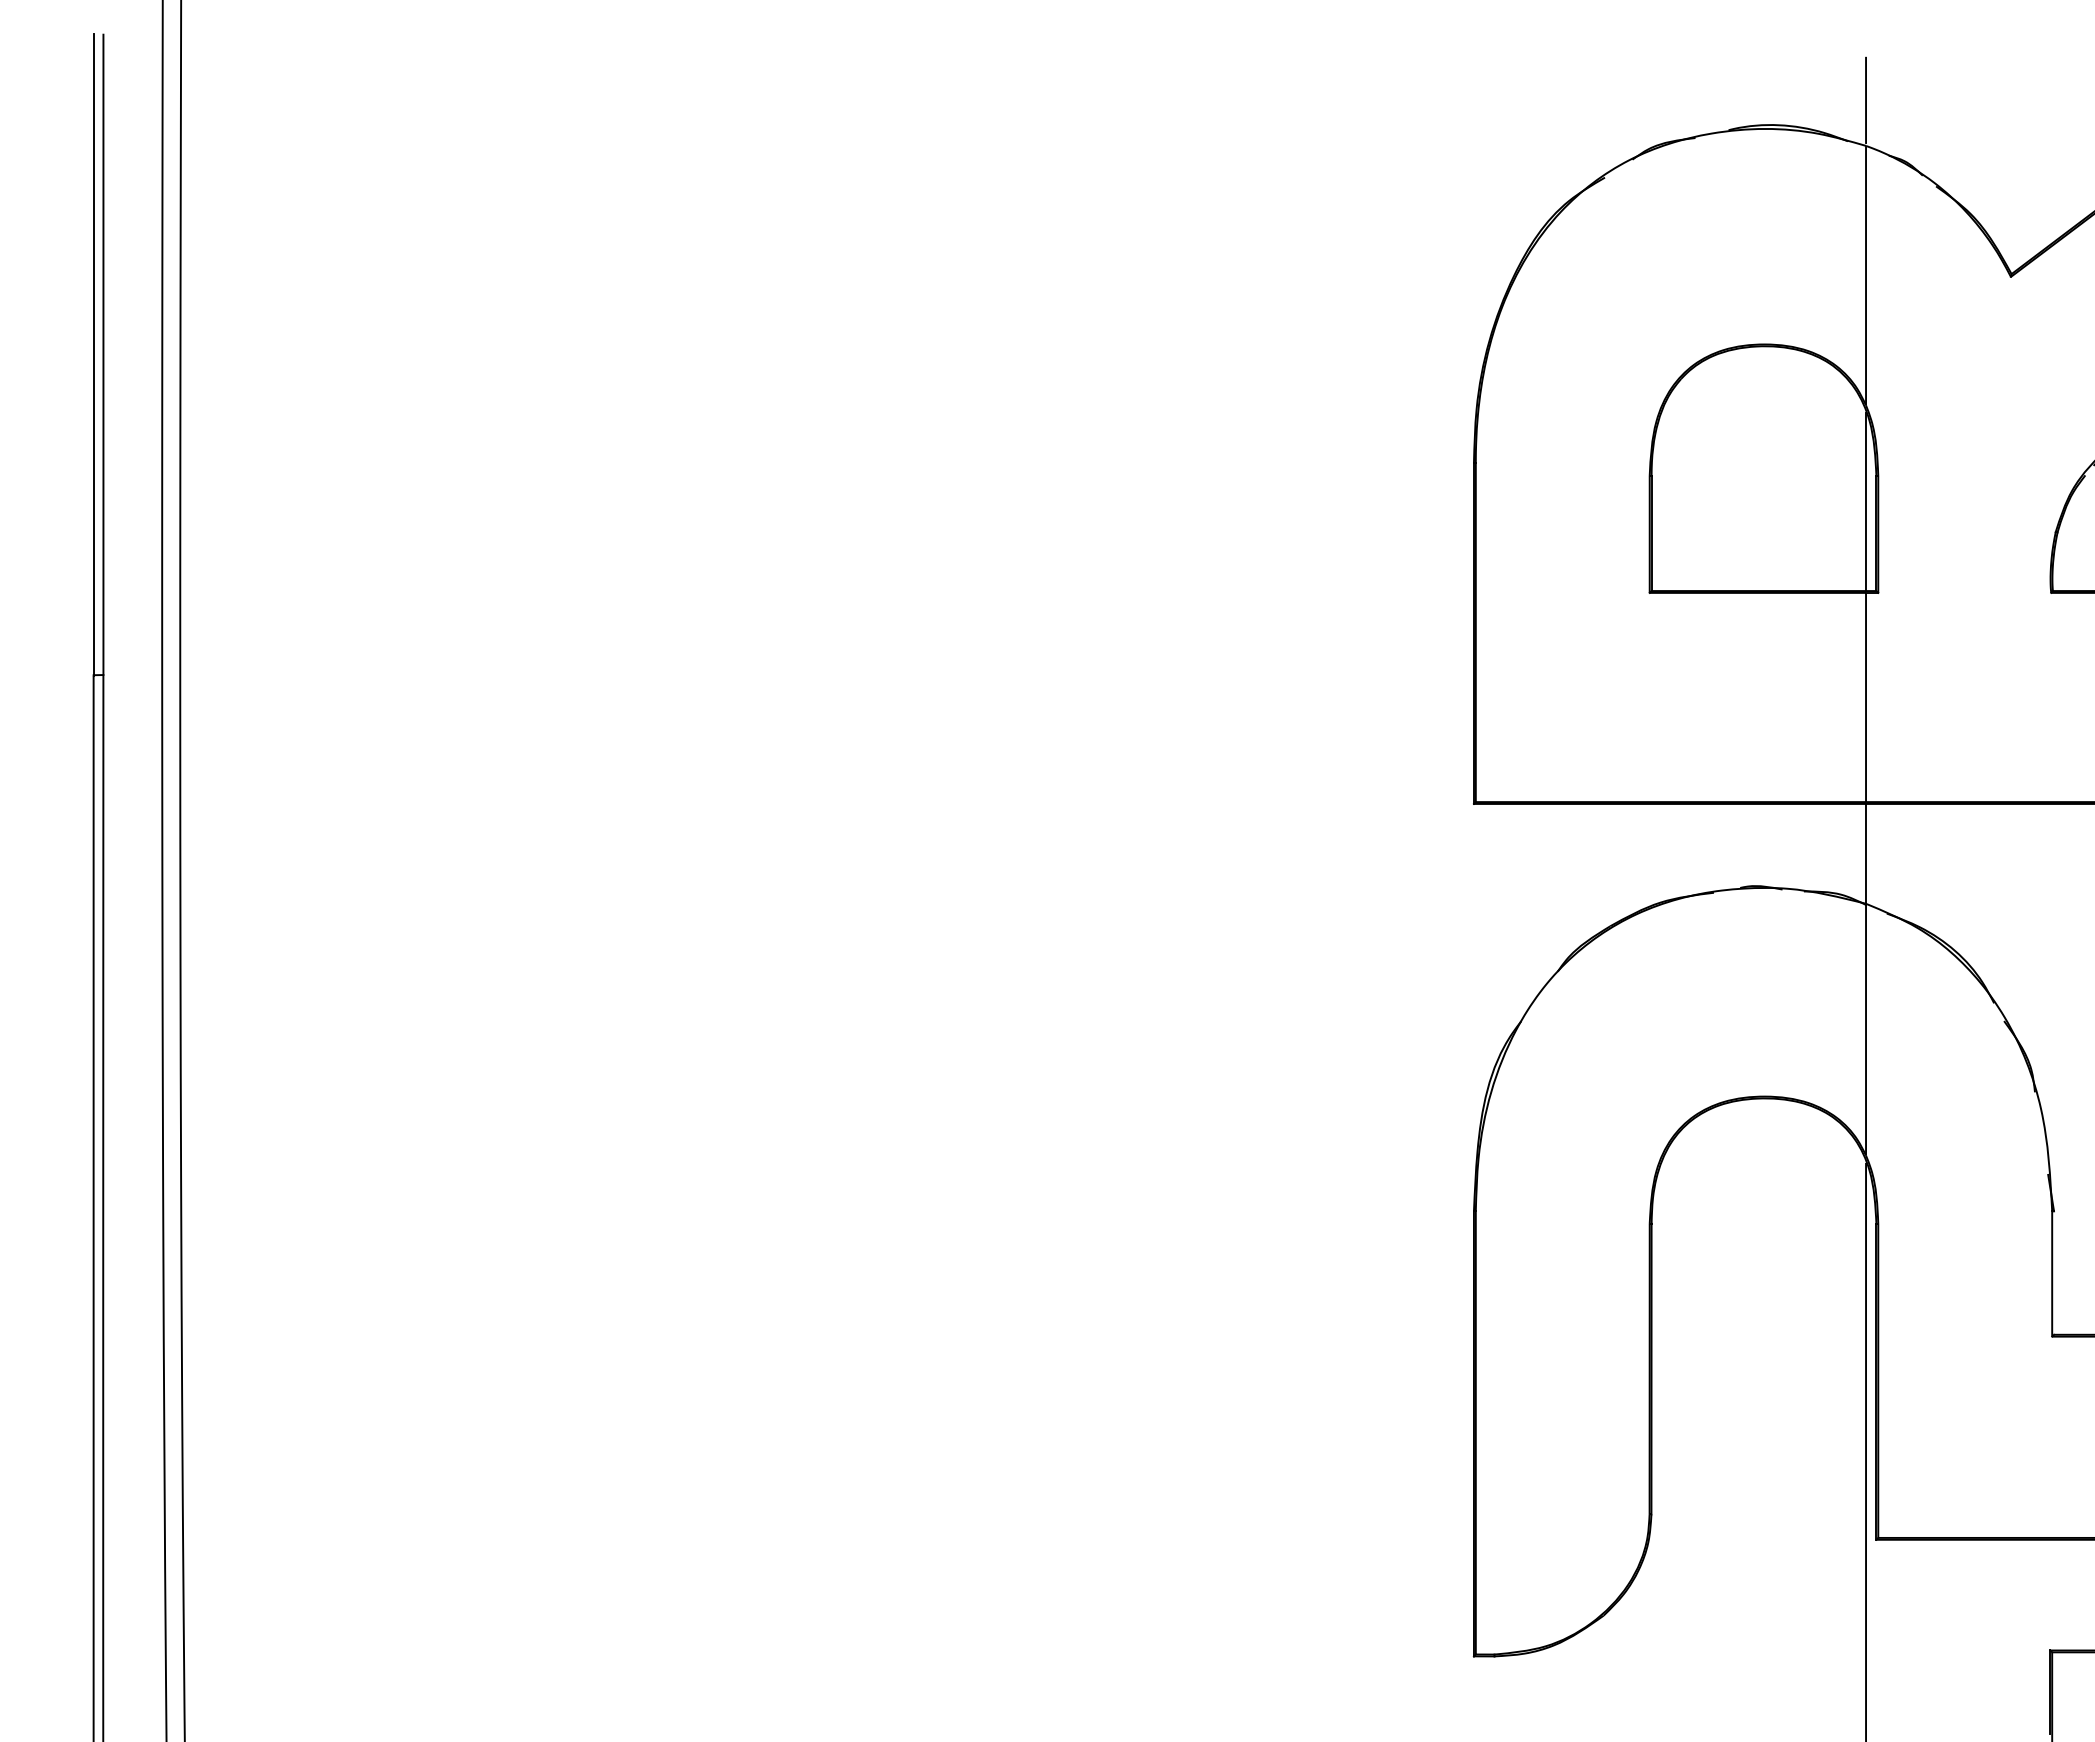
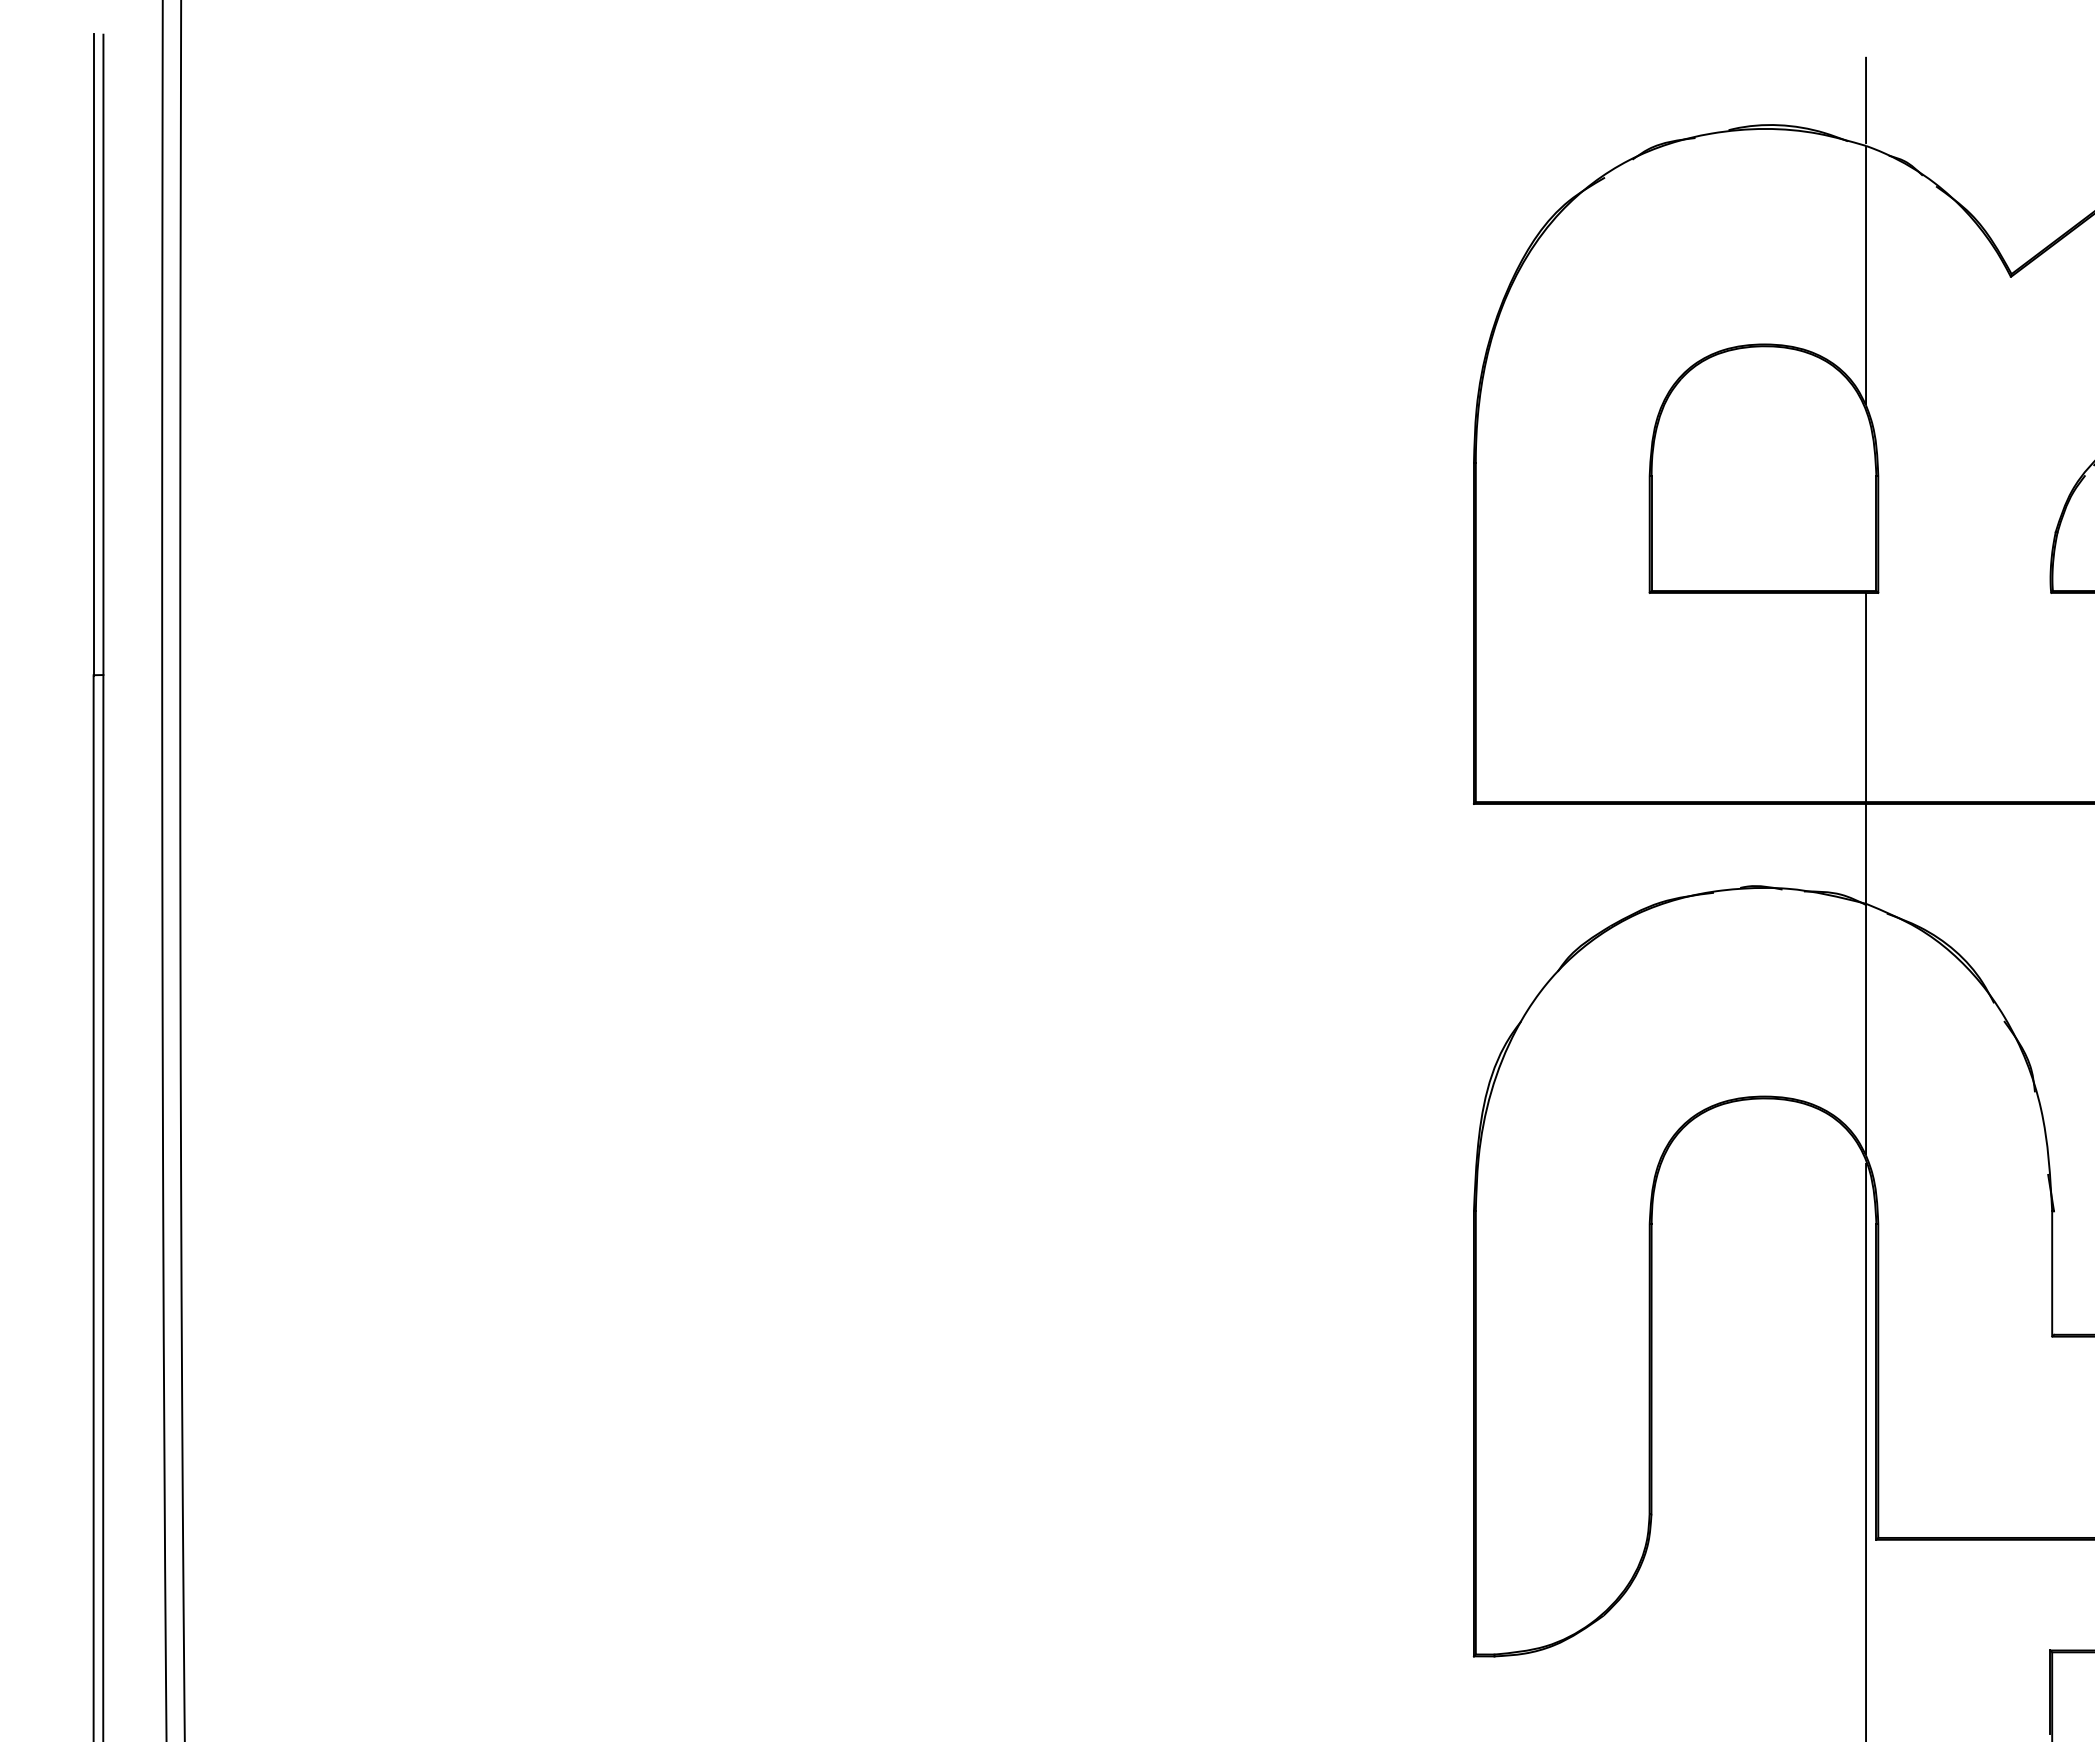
line: present -> none (1866, 502)
